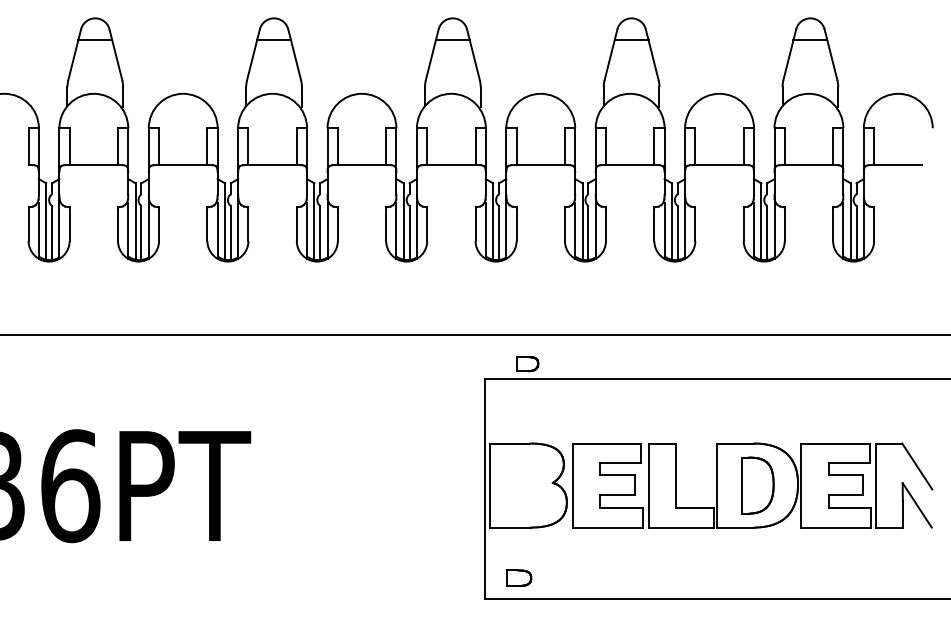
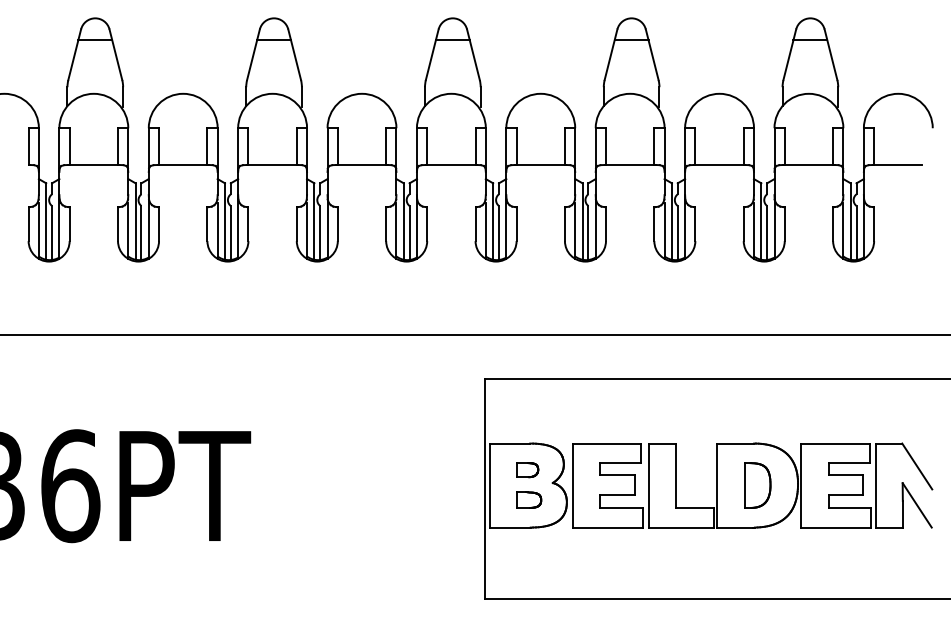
part position: (527, 364) -> (527, 470) (527, 470)
part size: 34x59 px -> 28x47 px (757, 485)
part position: (519, 577) -> (529, 499) (529, 499)
